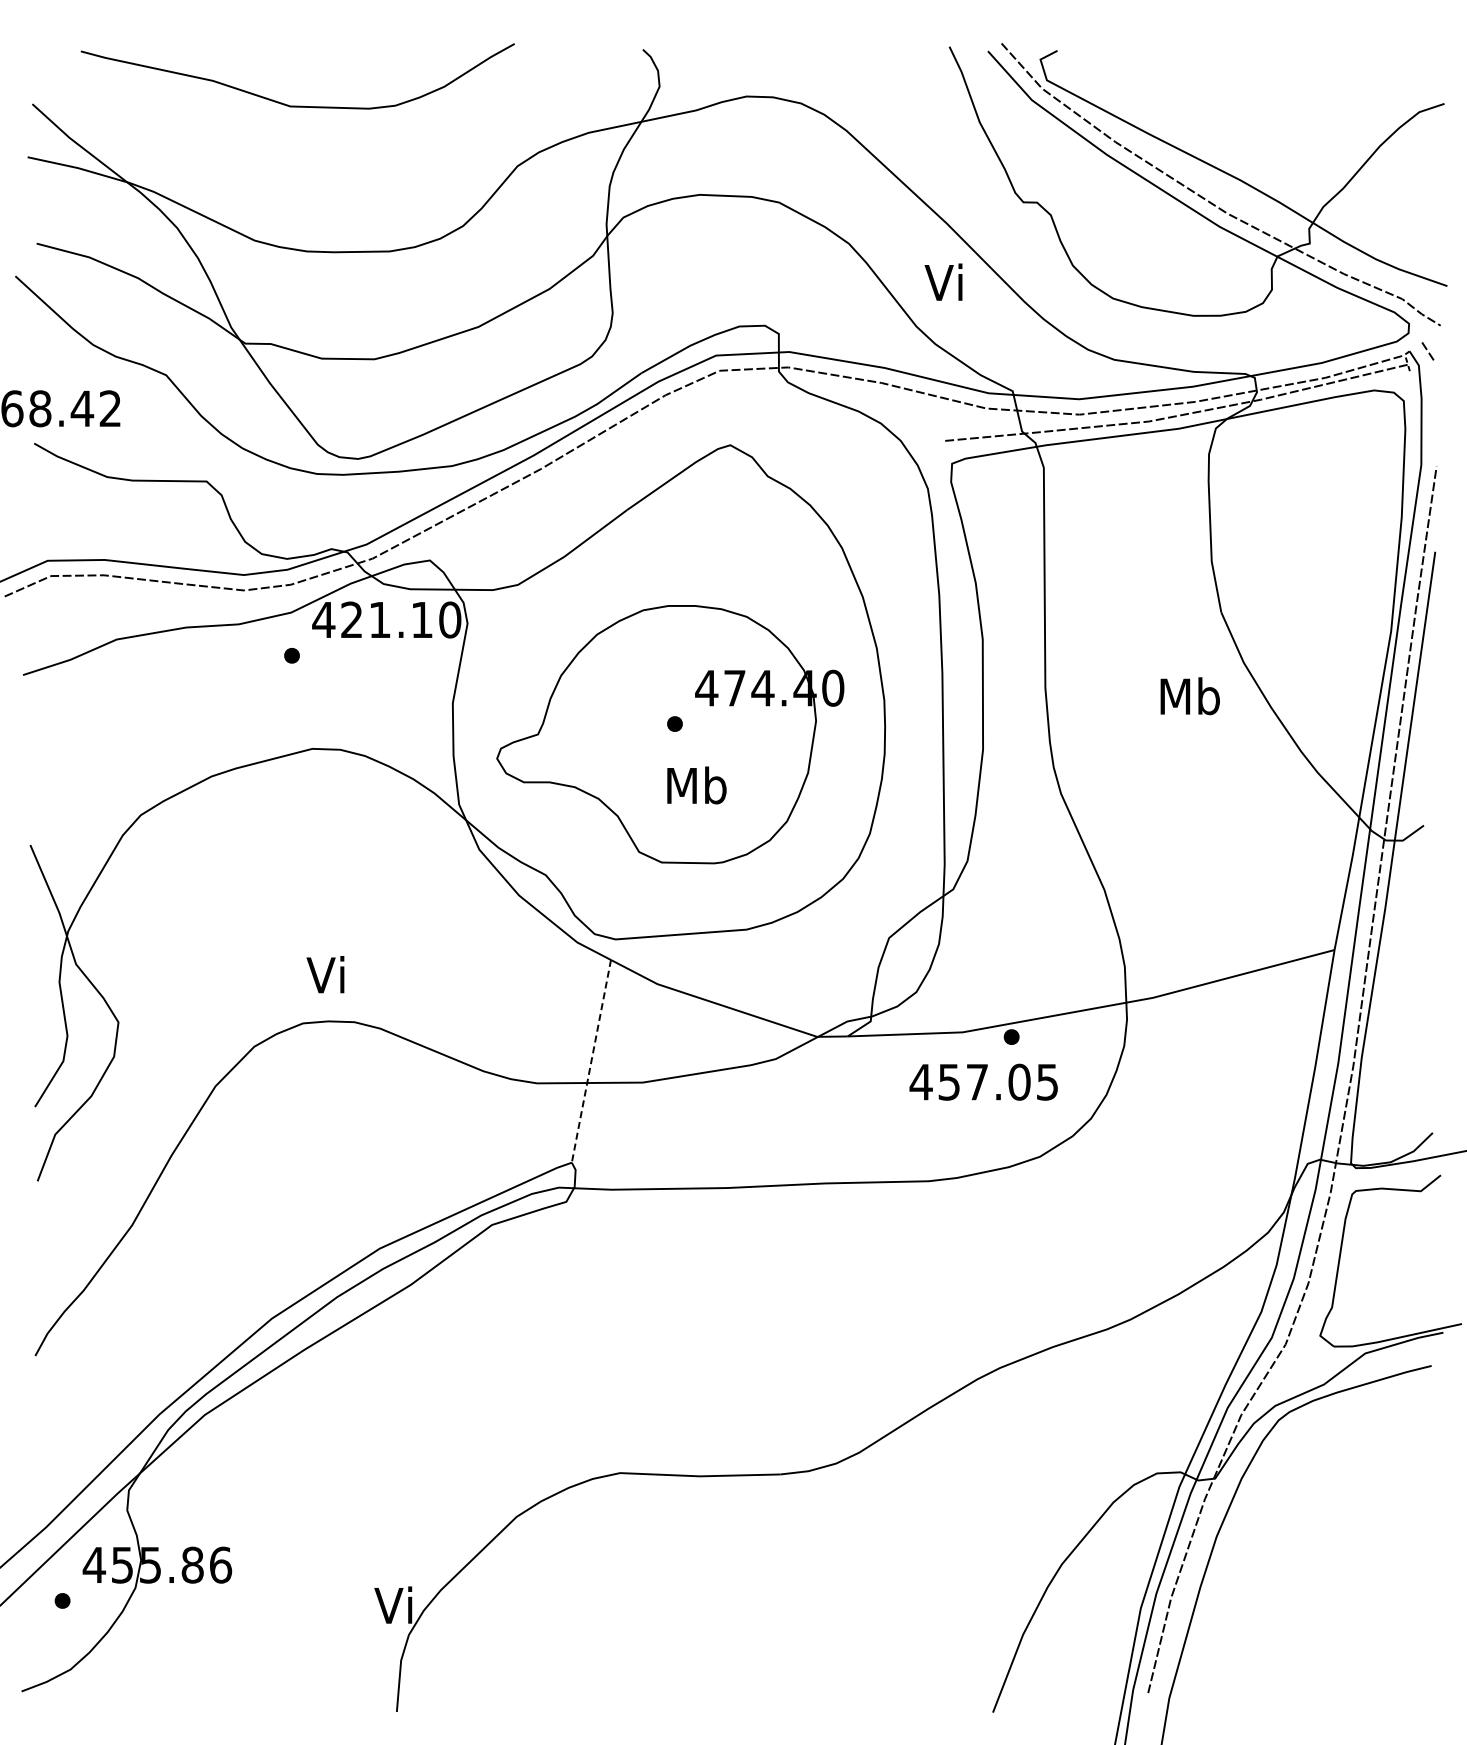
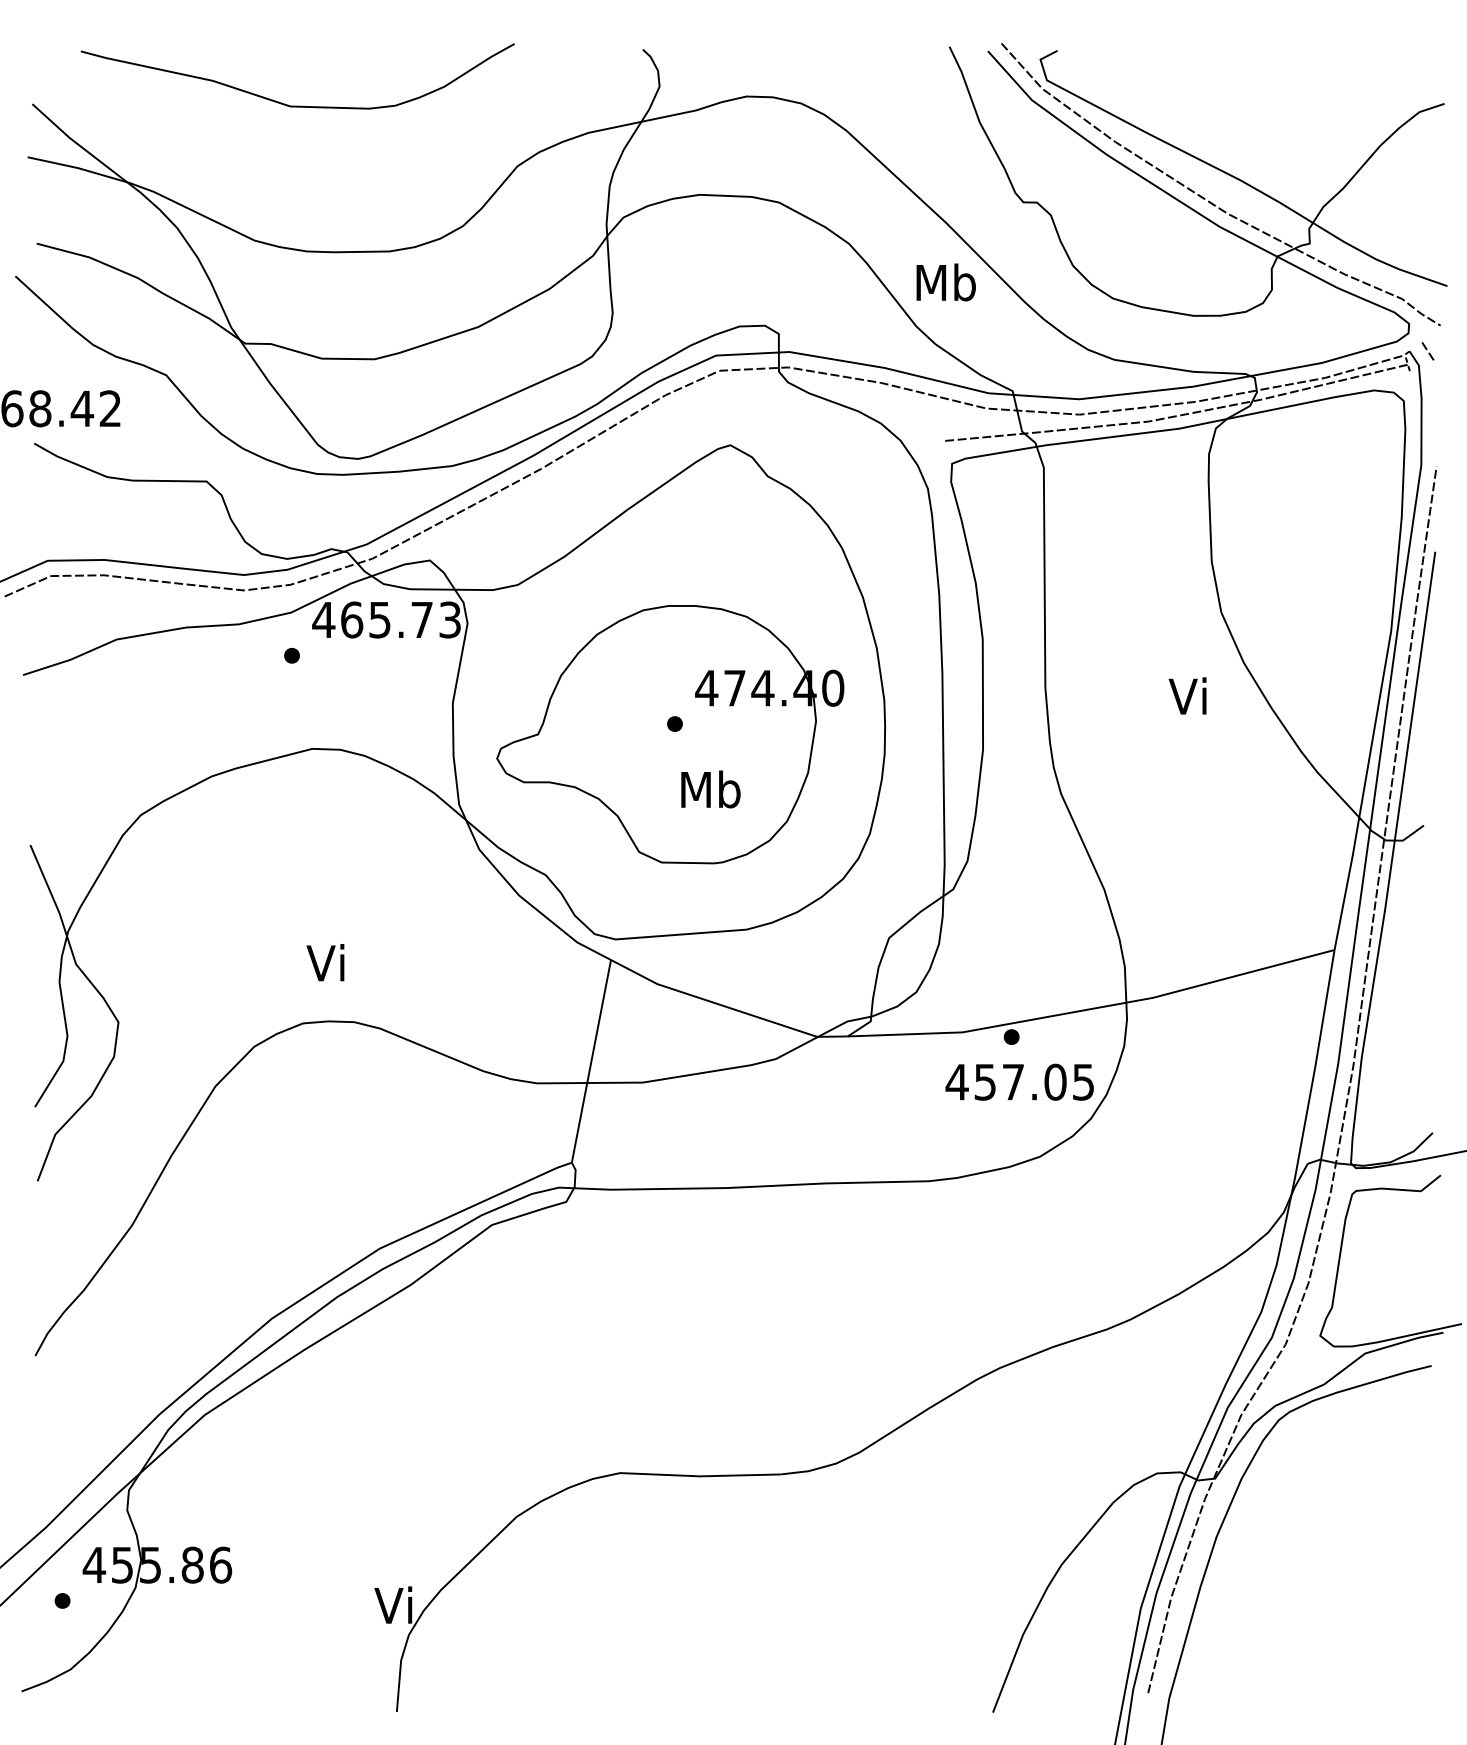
text: Vi -> Mb (945, 282)
text: 421.10 -> 465.73 (401, 619)
text: Mb -> Vi (1189, 696)
text position: (696, 785) -> (710, 789) (710, 789)
text position: (325, 974) -> (325, 962) (325, 962)
line: dashed -> solid (591, 1061)
text position: (983, 1081) -> (1019, 1081) (1019, 1081)
